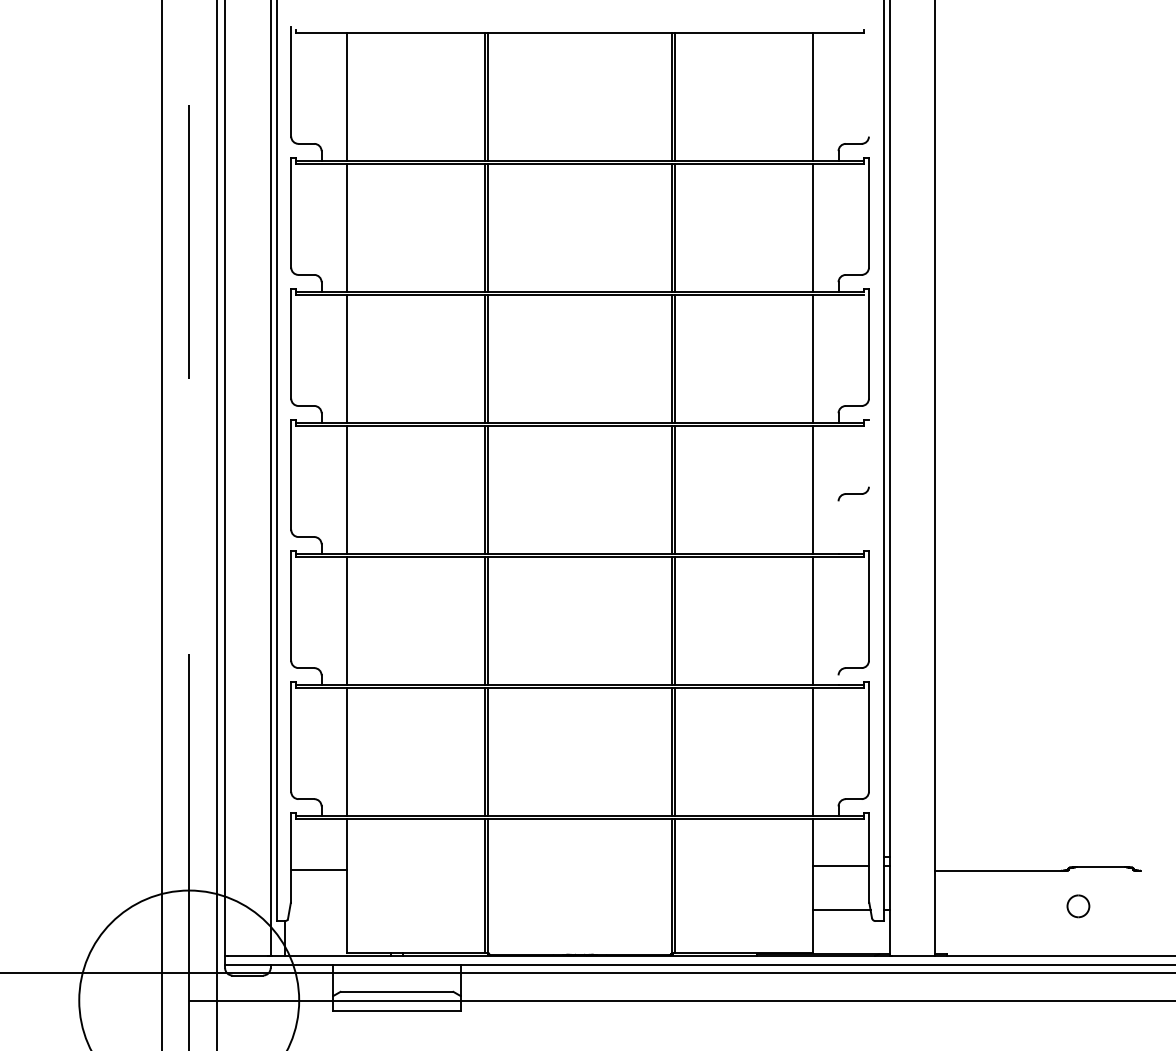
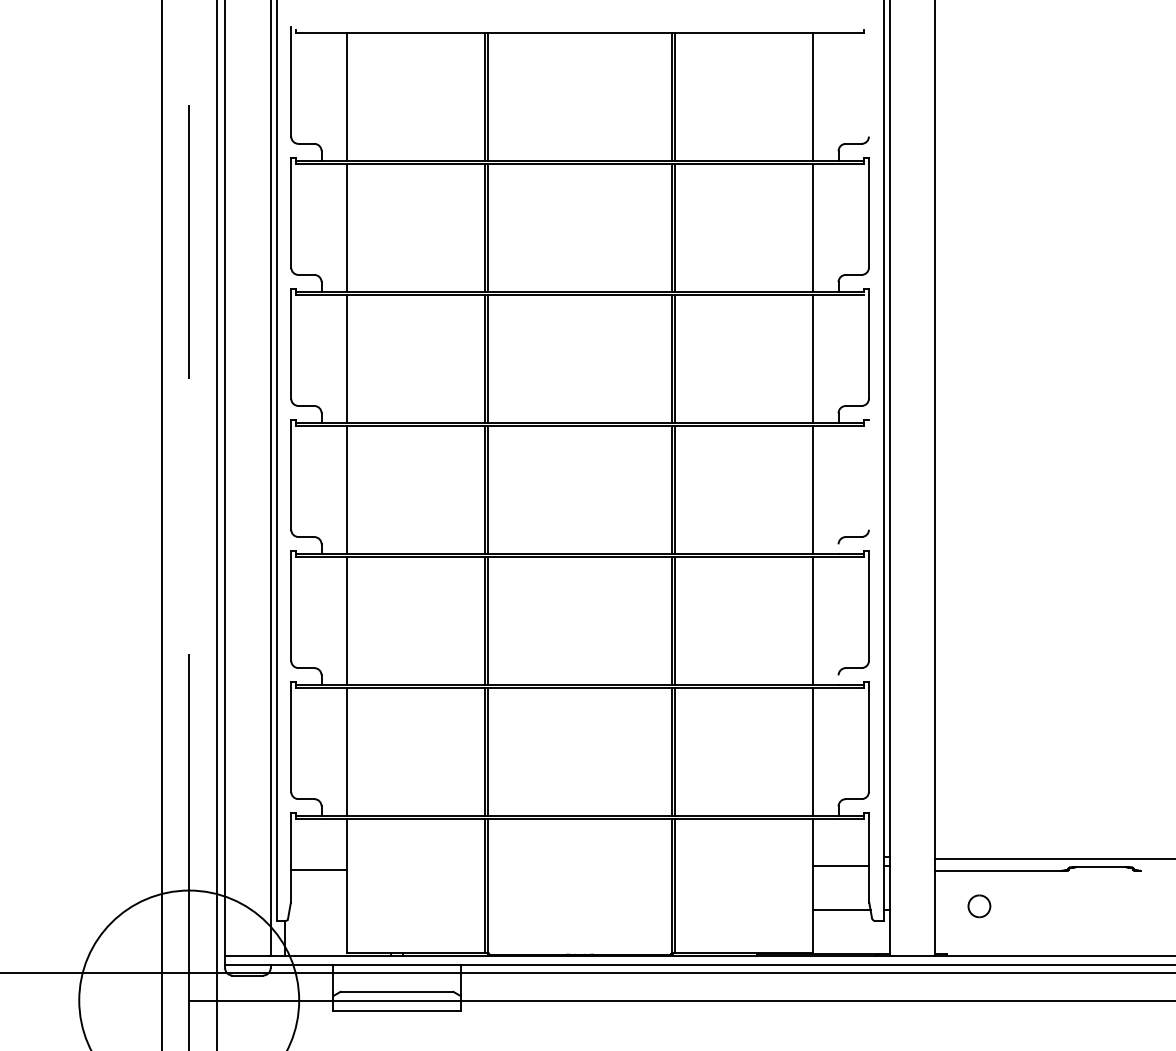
part position: (853, 493) -> (853, 536) (853, 536)
line: none -> present (1053, 859)
part position: (1078, 906) -> (979, 906) (979, 906)
